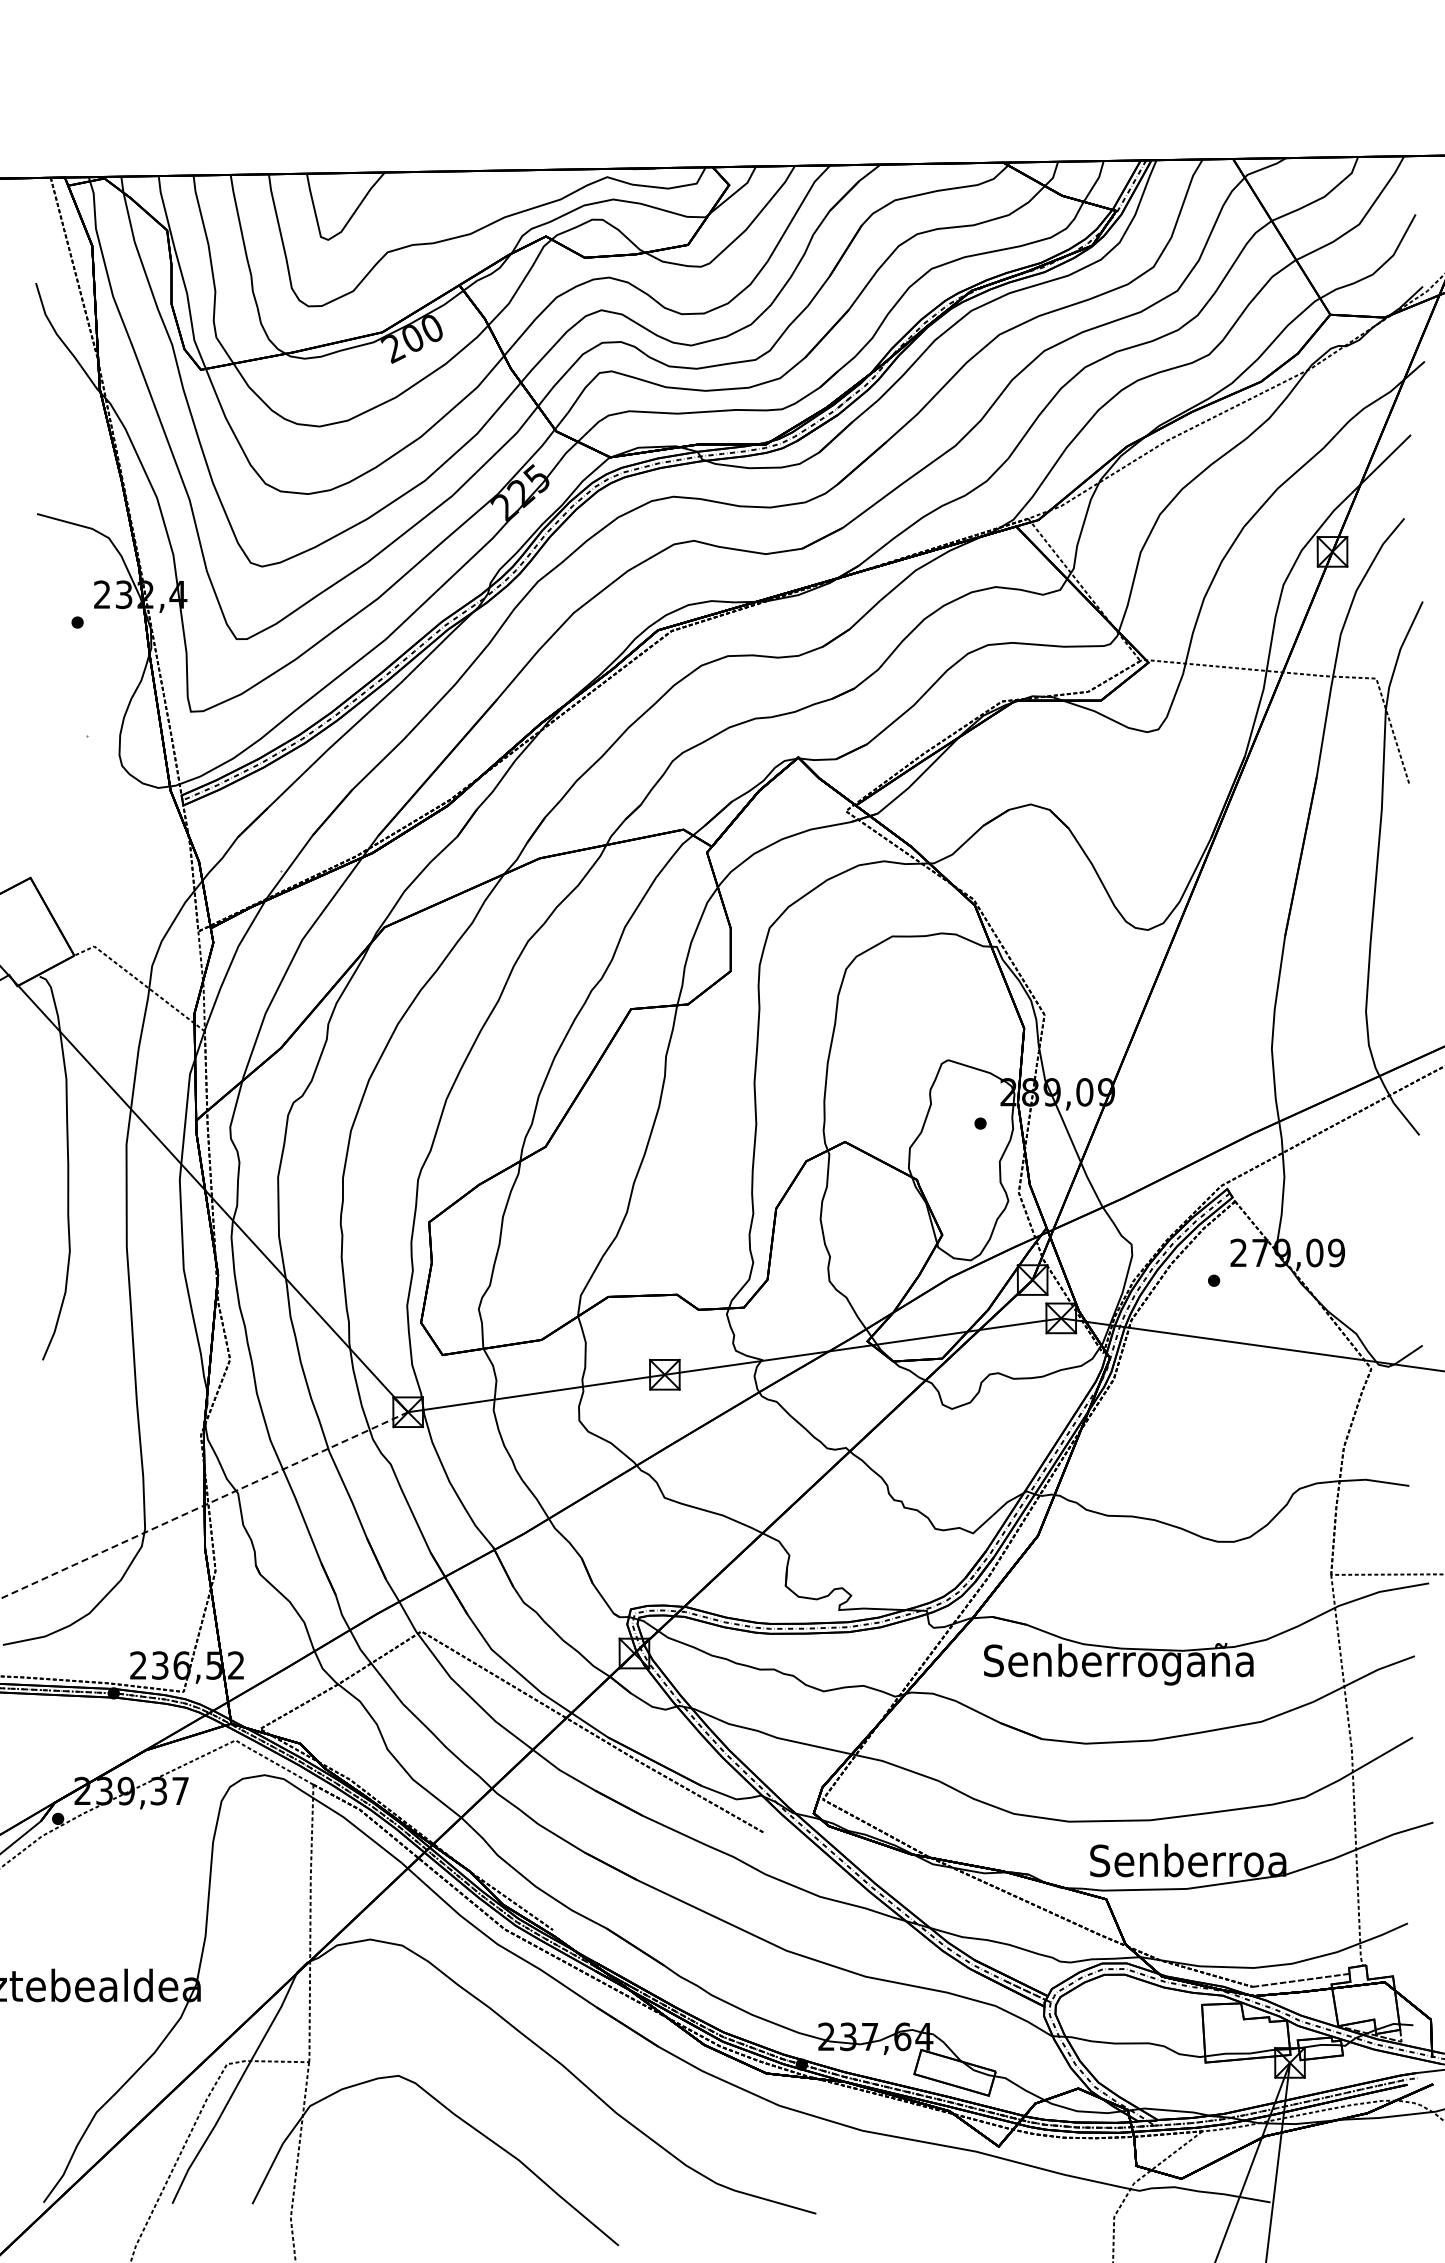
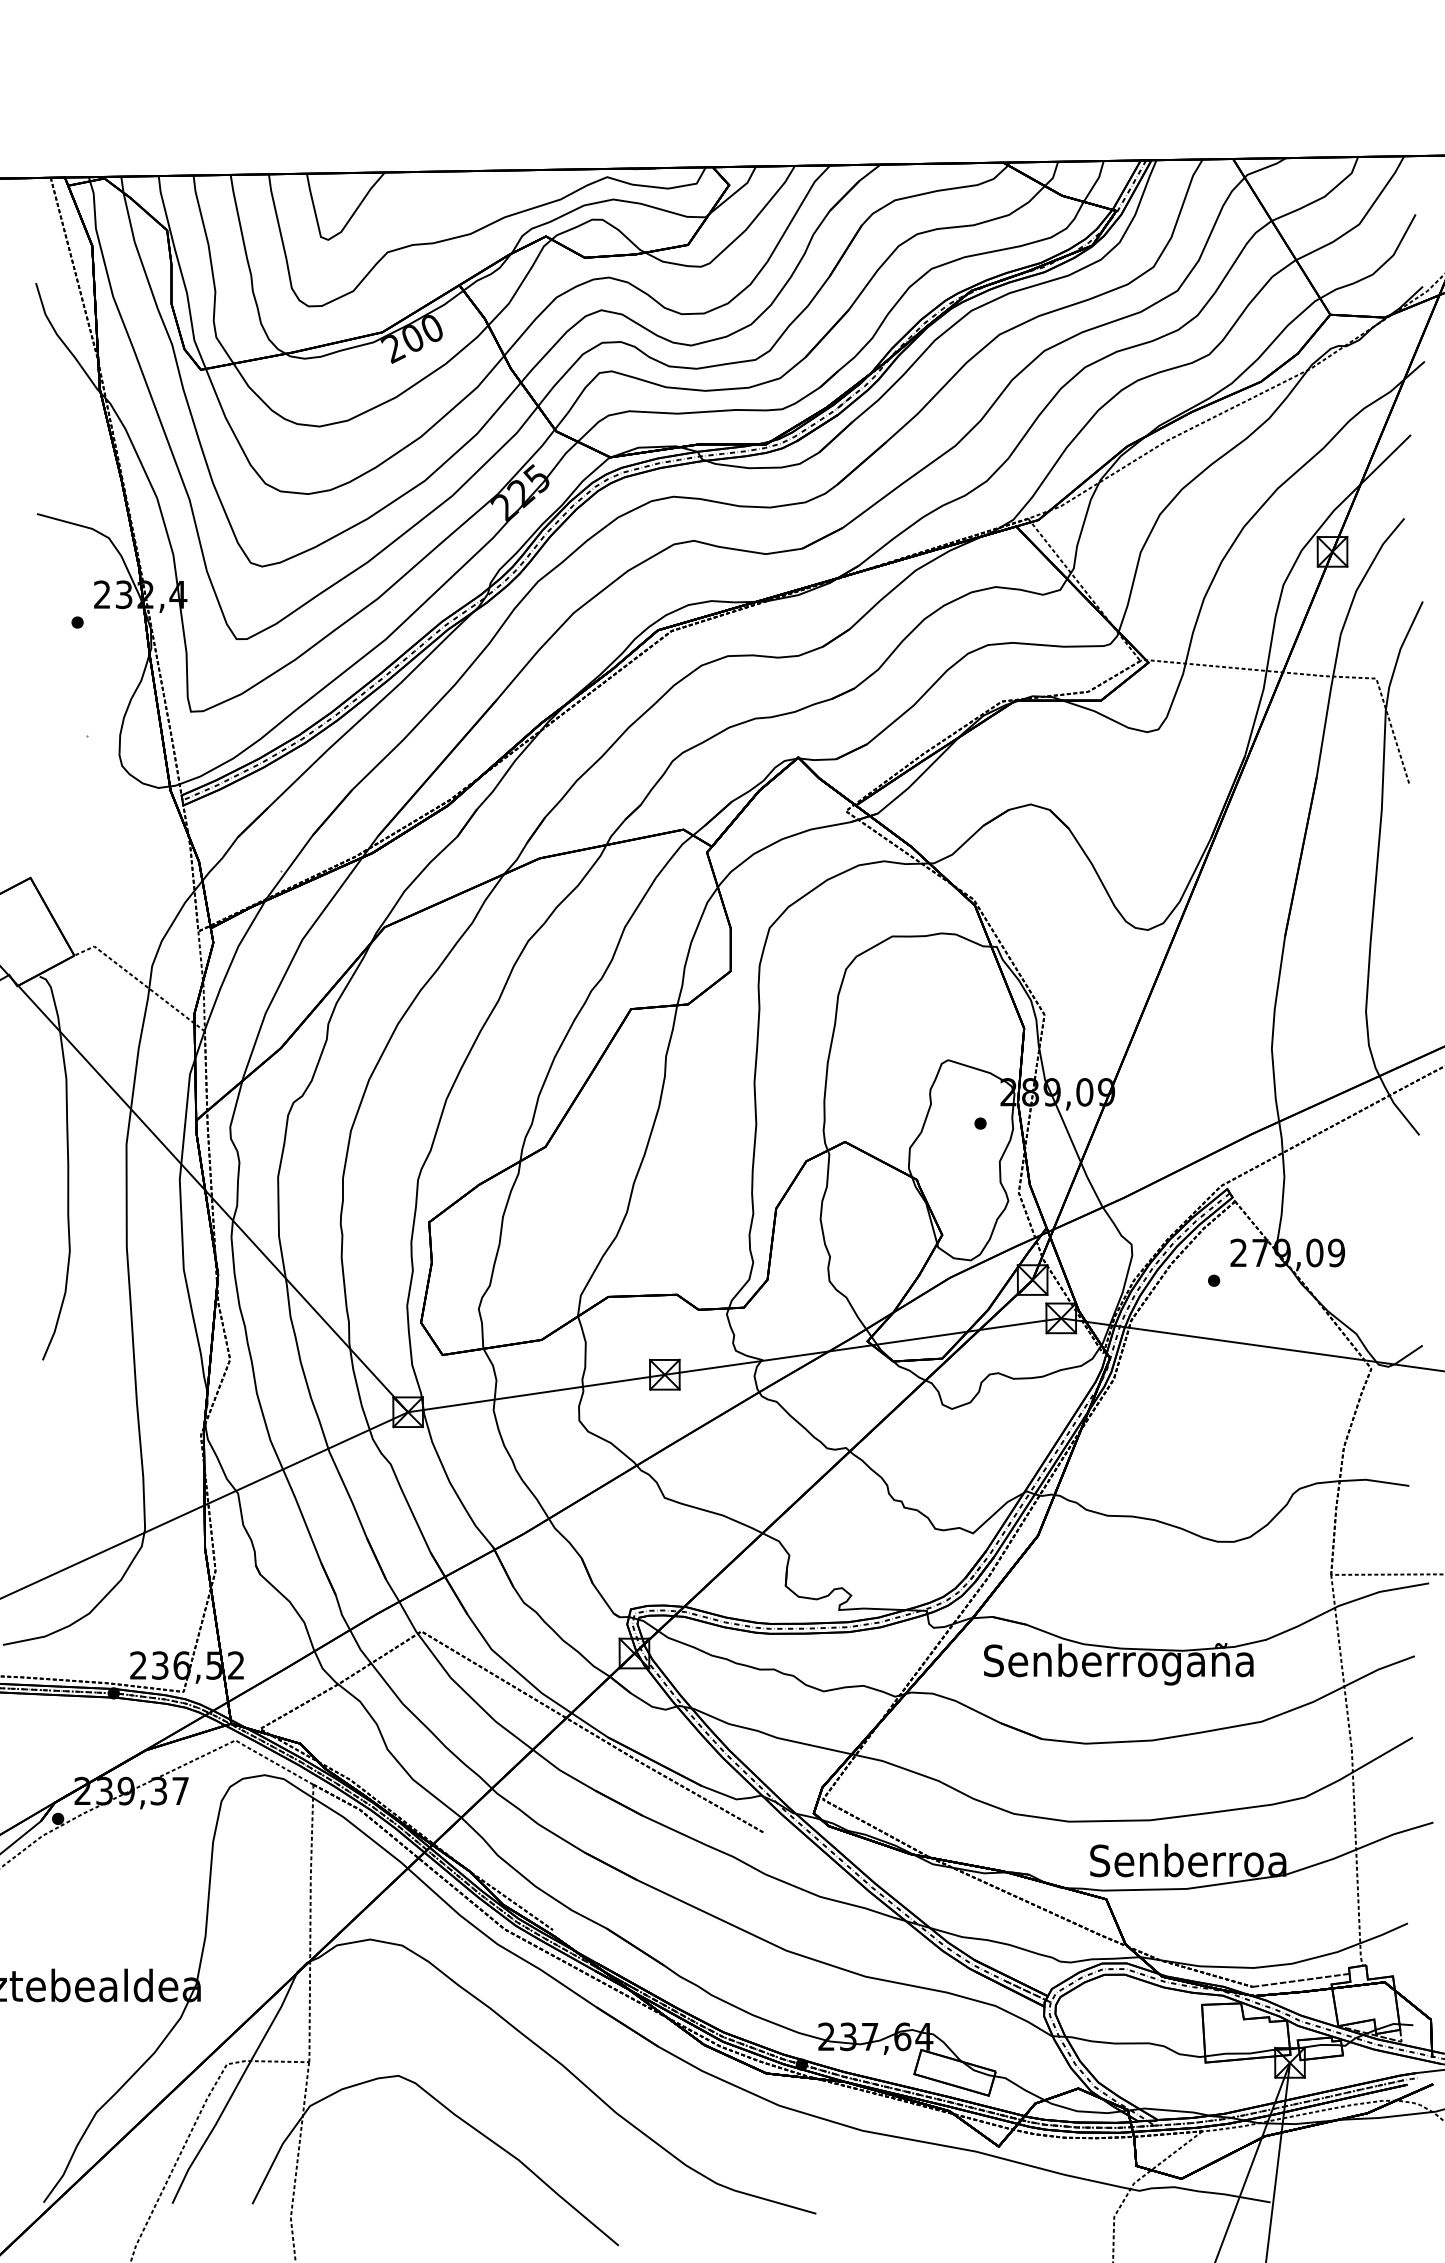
line: dashed -> solid (204, 1505)
